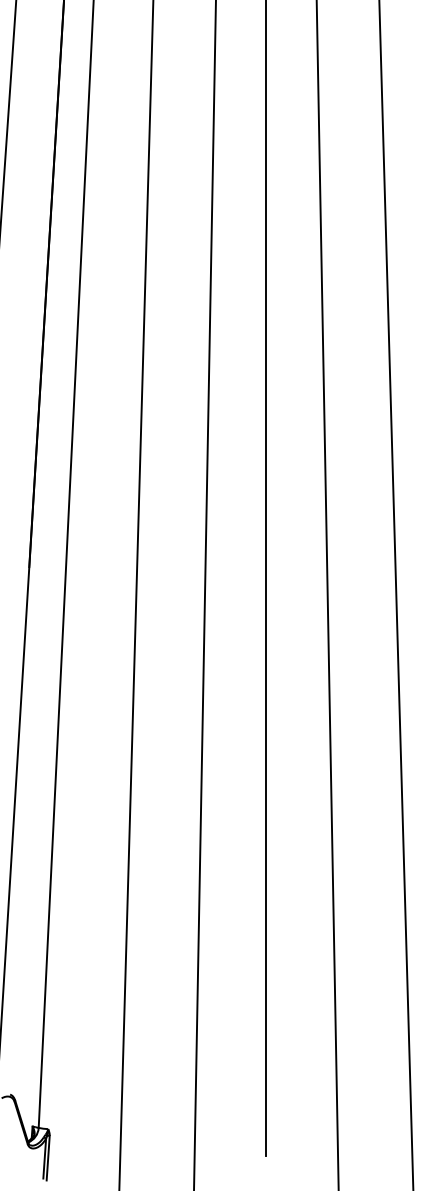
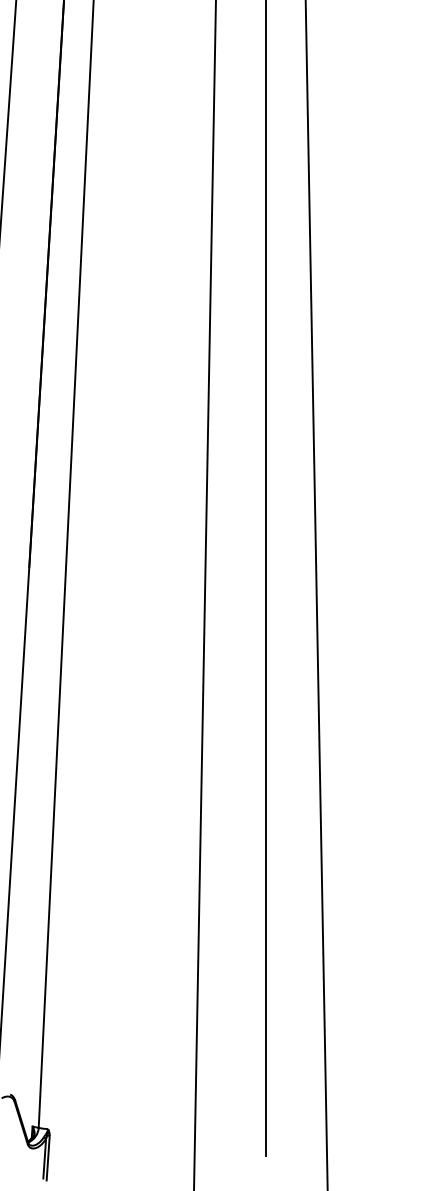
line: present -> none (136, 594)
line position: (327, 594) -> (316, 594) (316, 594)
line: present -> none (396, 594)
